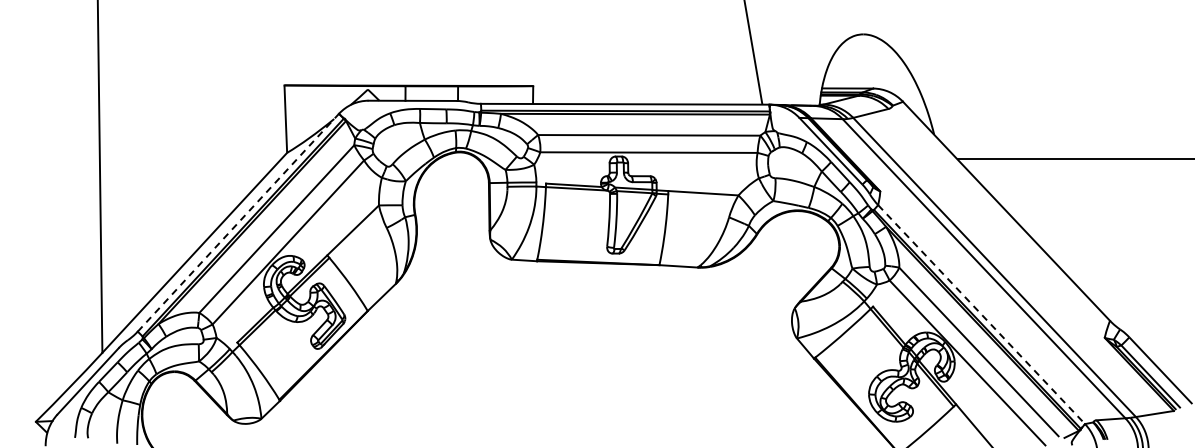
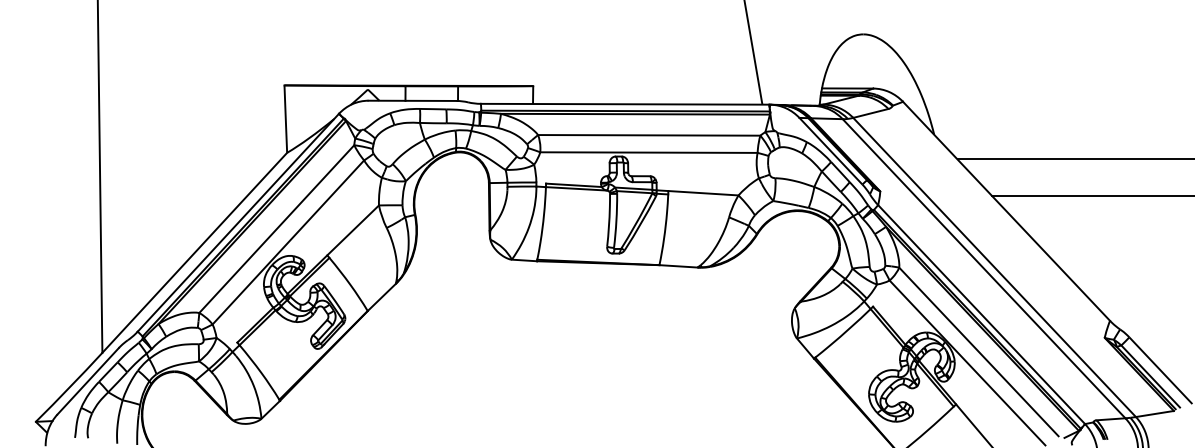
line: none -> present (1091, 195)
line: dashed -> solid (238, 222)
line: dashed -> solid (981, 314)
